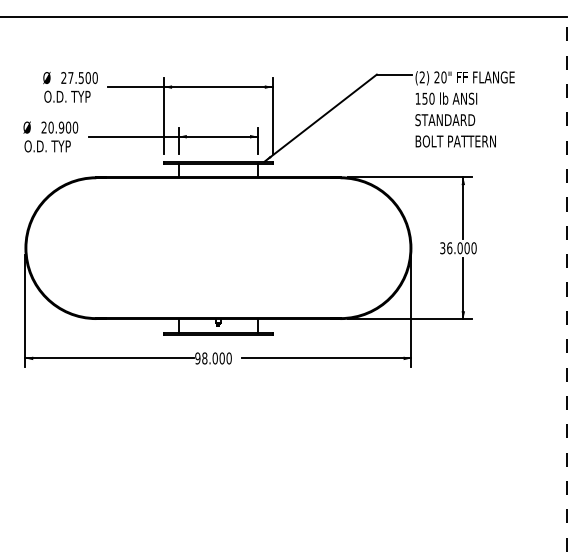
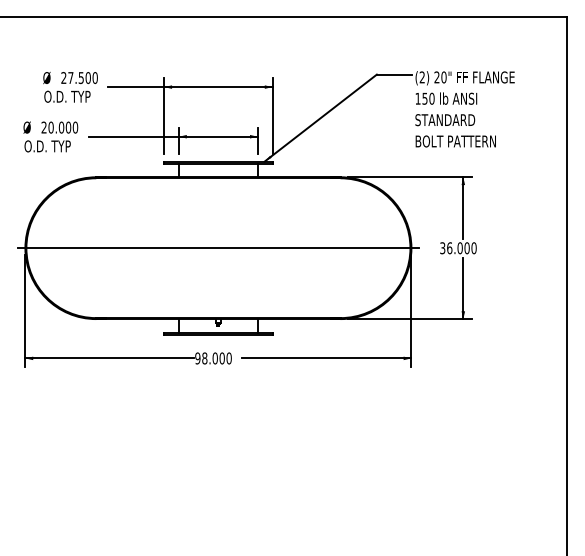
text: 20.900 -> 20.000 (61, 127)
line: none -> present (218, 248)
line: dashed -> solid (567, 285)
